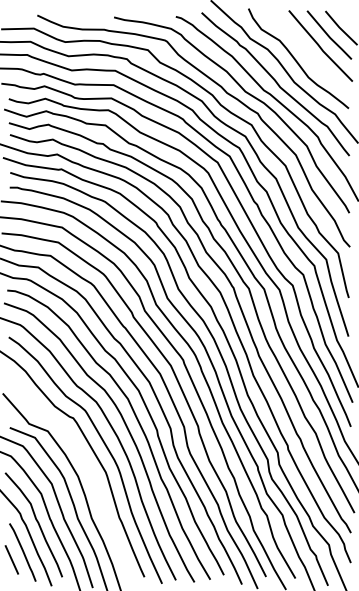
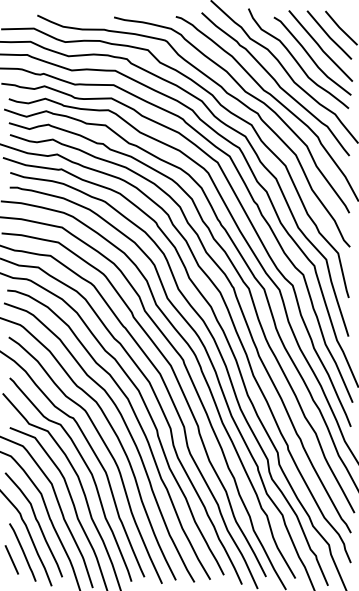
curve: none -> present (311, 56)
curve: none -> present (86, 467)
